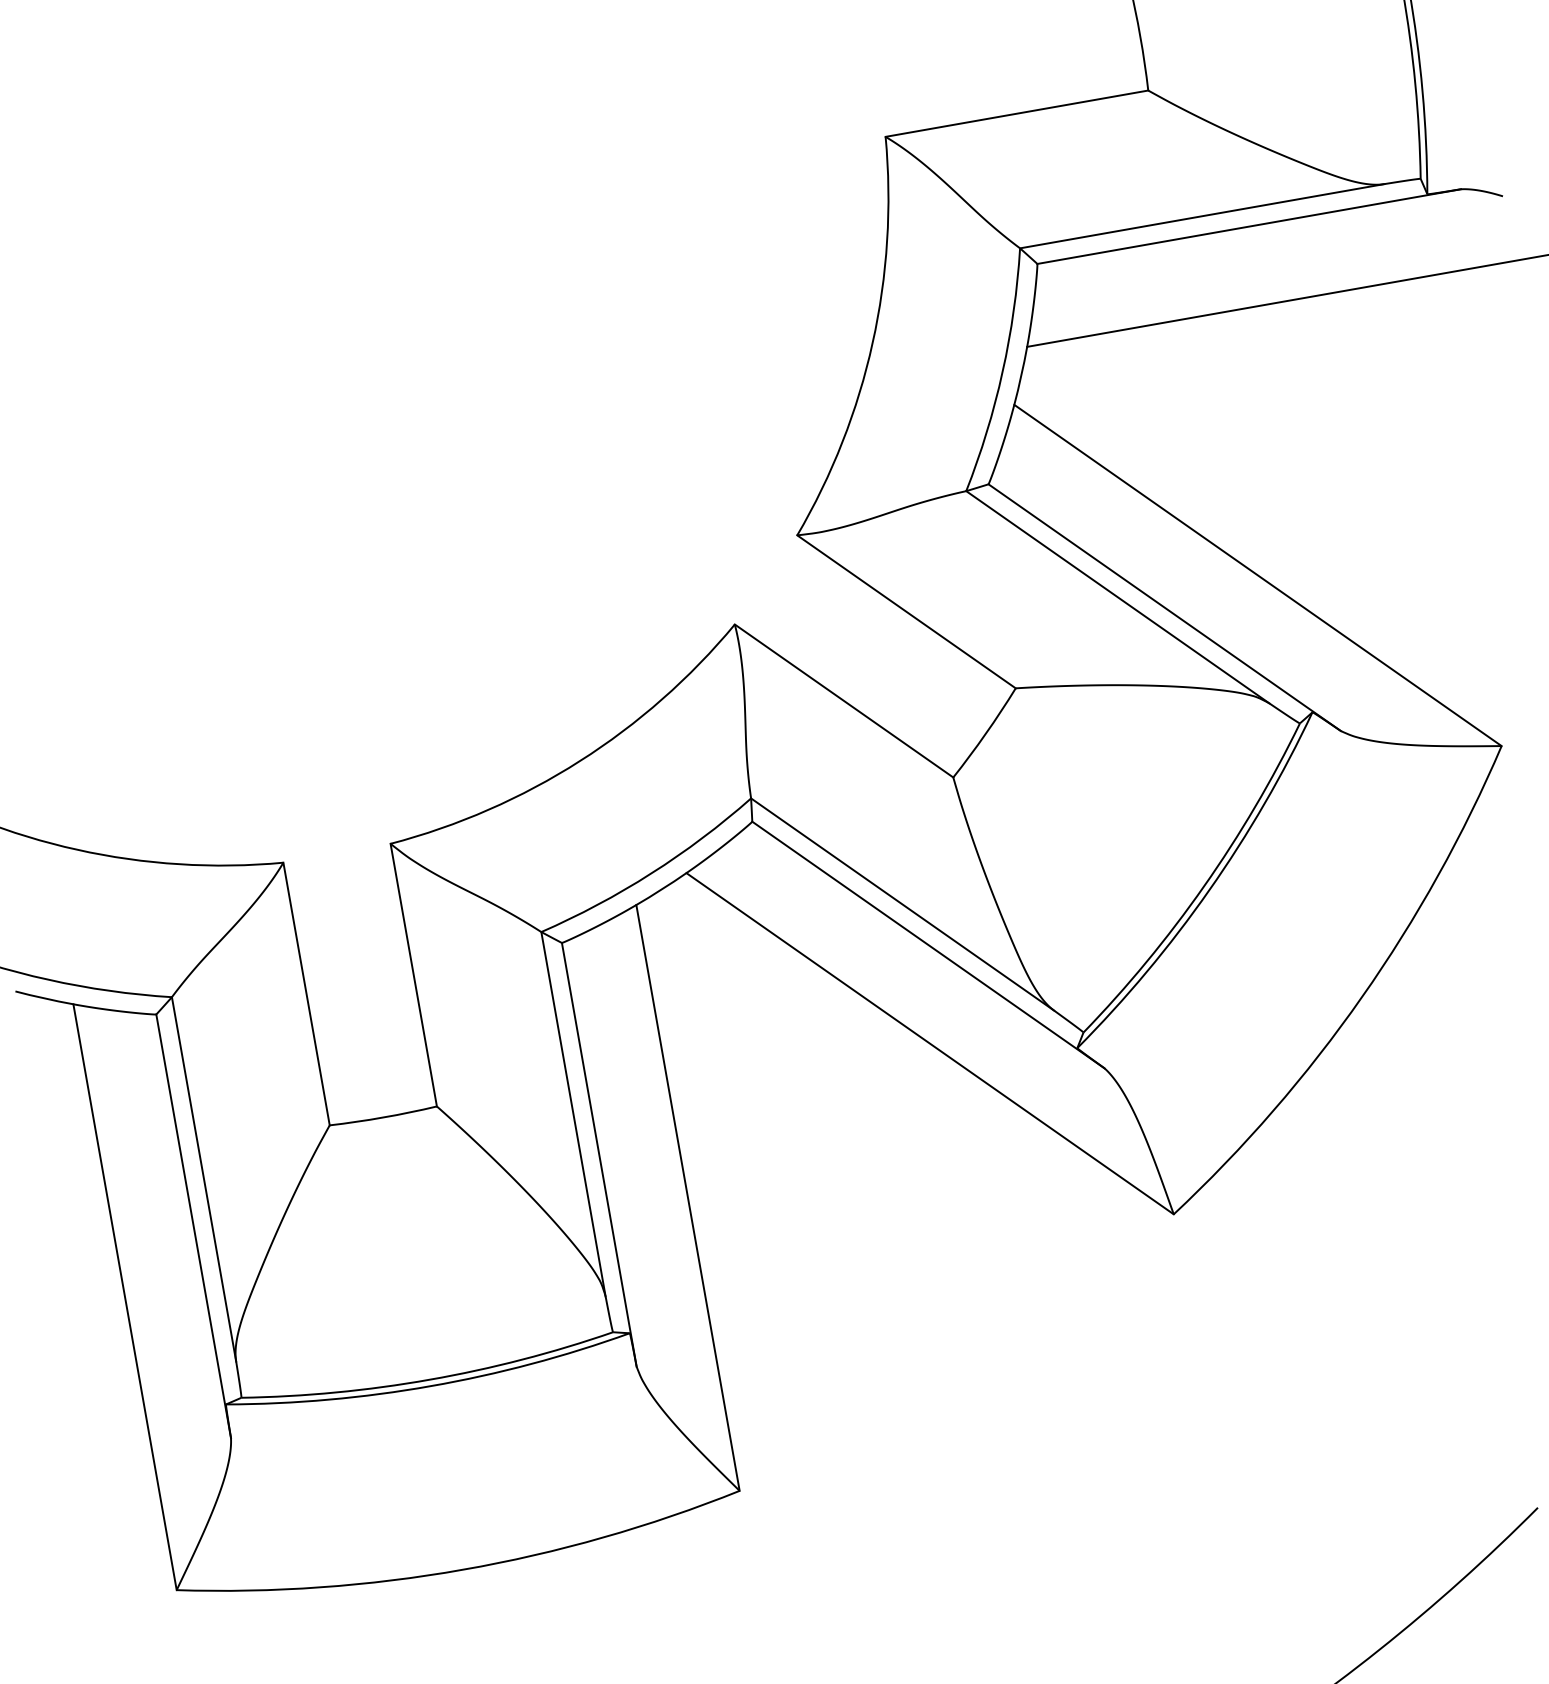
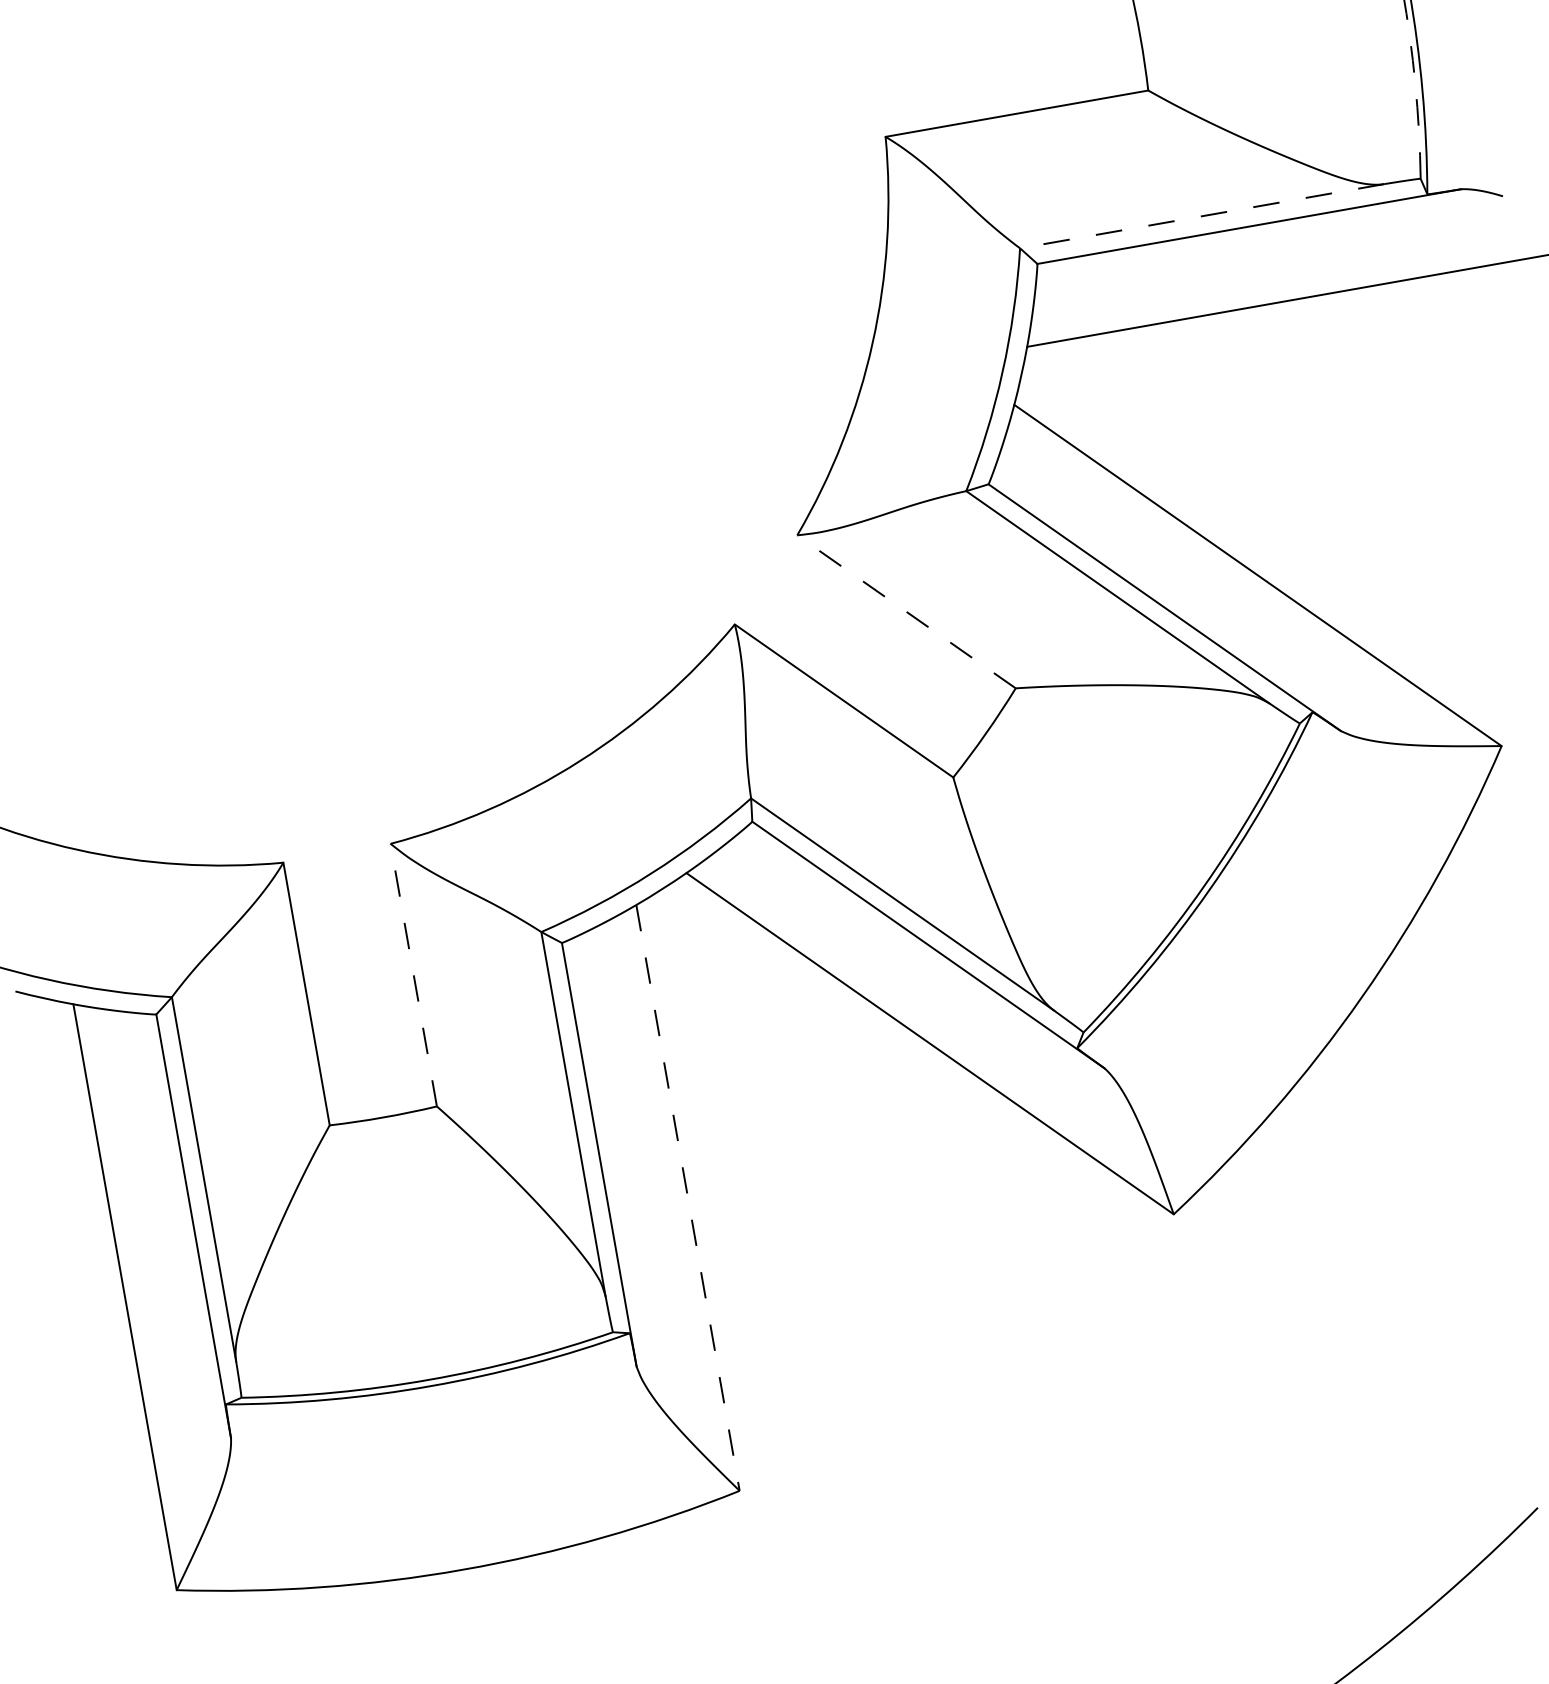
arc: solid -> dashed (1415, 88)
line: solid -> dashed (1202, 216)
line: solid -> dashed (906, 611)
line: solid -> dashed (413, 974)
line: solid -> dashed (688, 1198)
